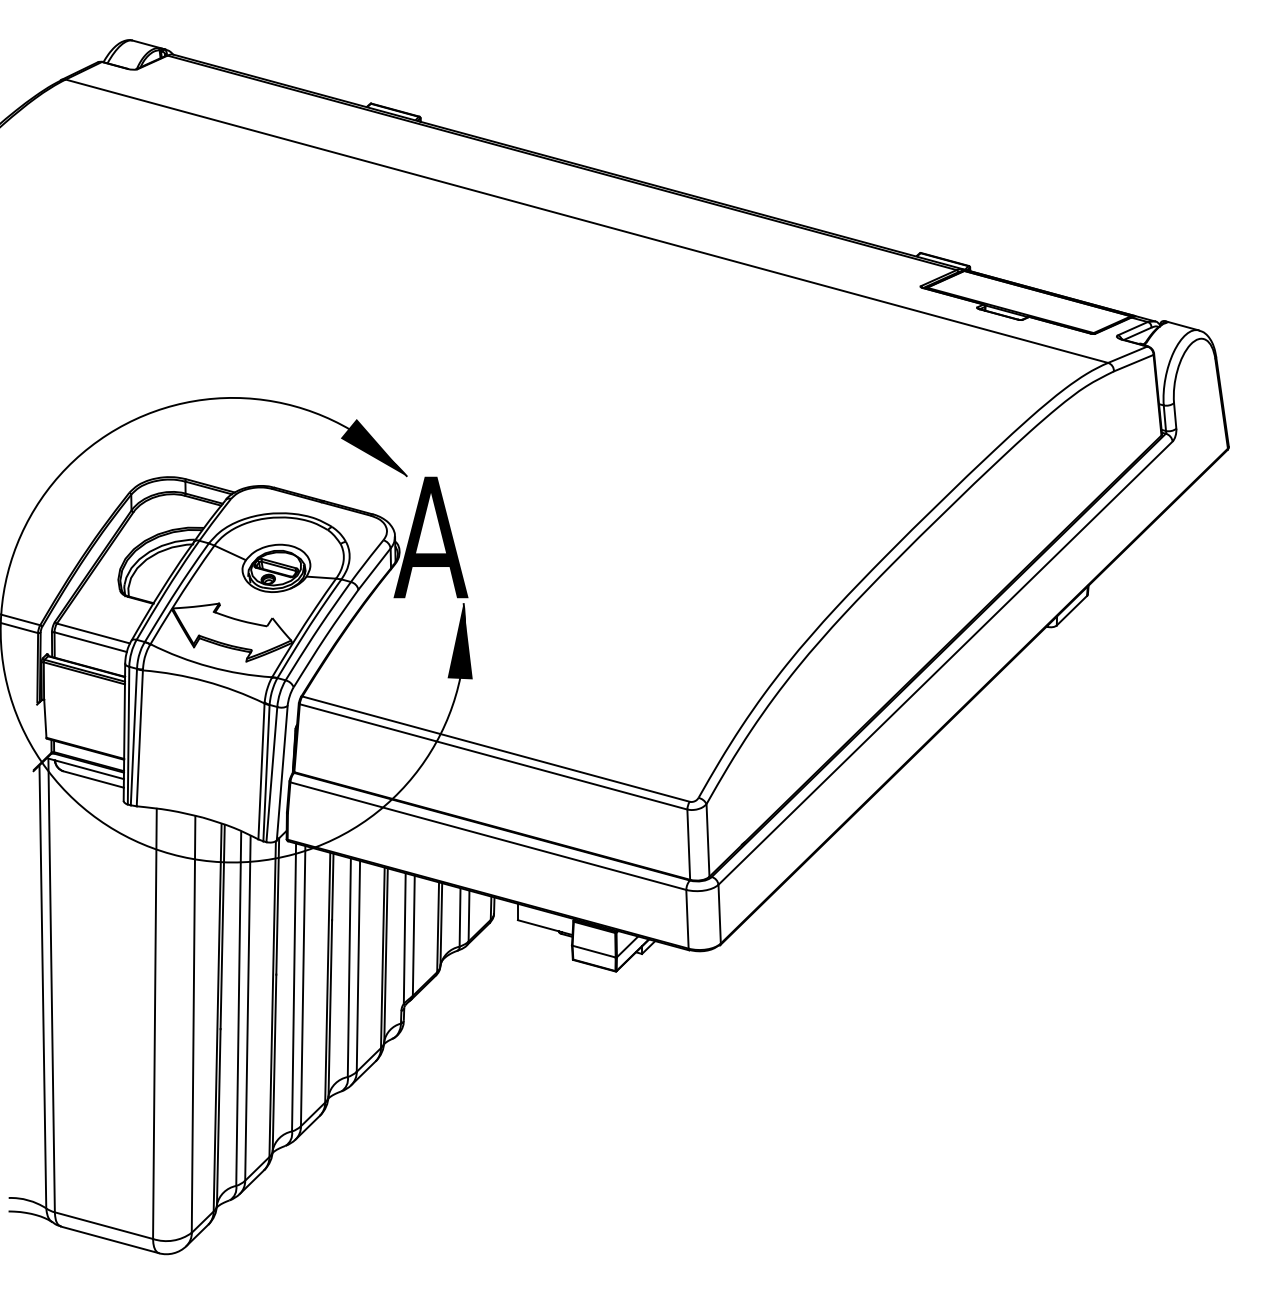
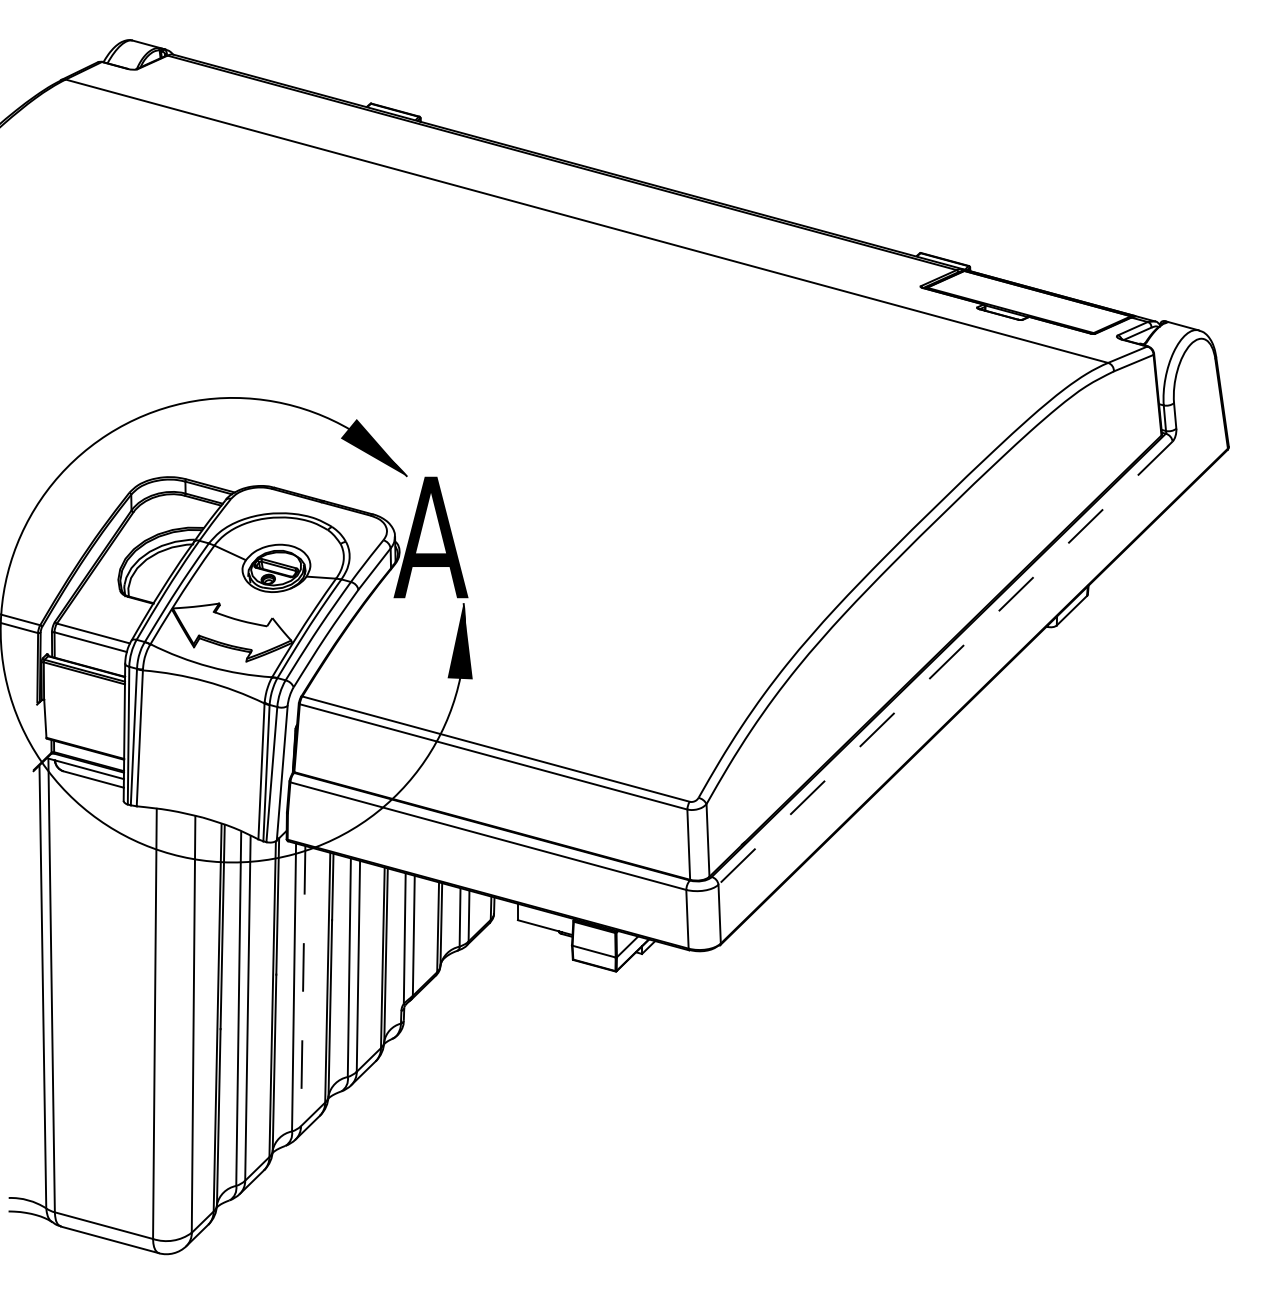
line: solid -> dashed (945, 663)
line: solid -> dashed (303, 986)
